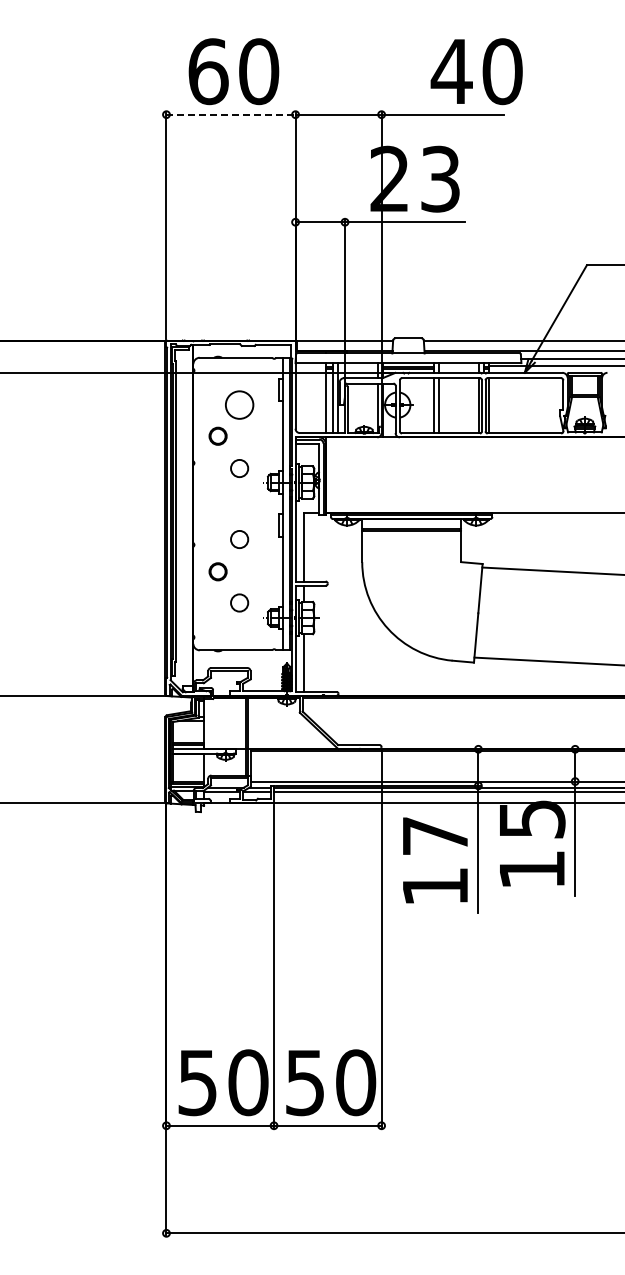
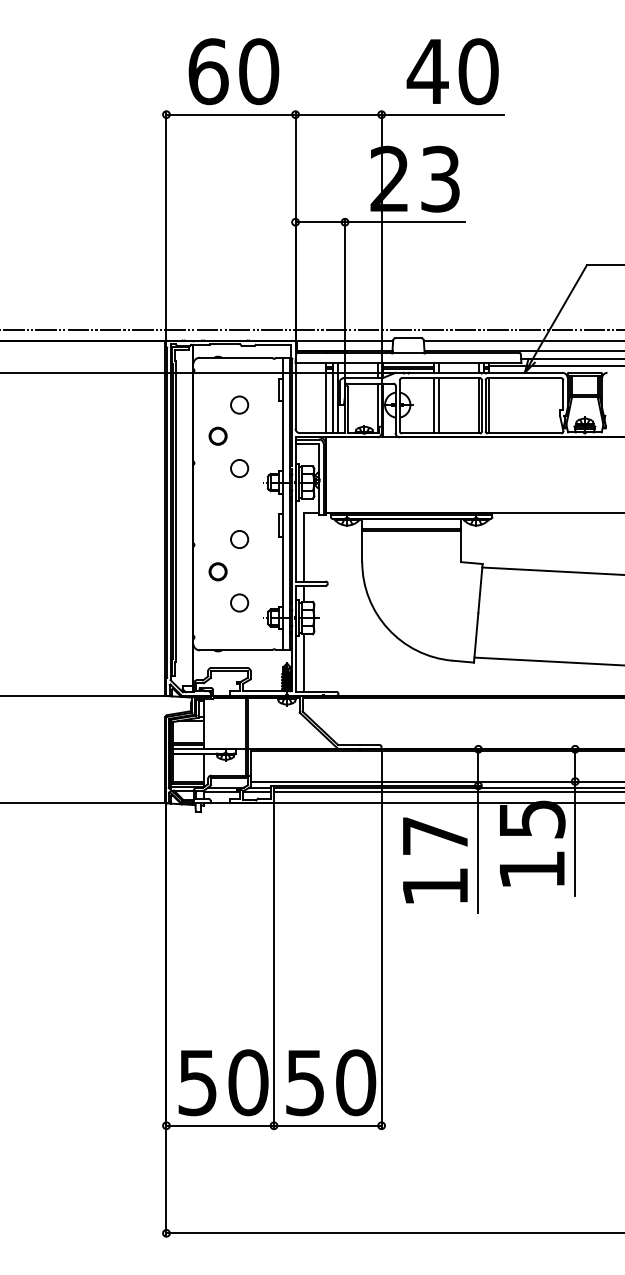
text position: (476, 71) -> (452, 71) (452, 71)
line: dashed -> solid (231, 114)
line: none -> present (311, 329)
circle diameter: 28 px -> 17 px (239, 404)
